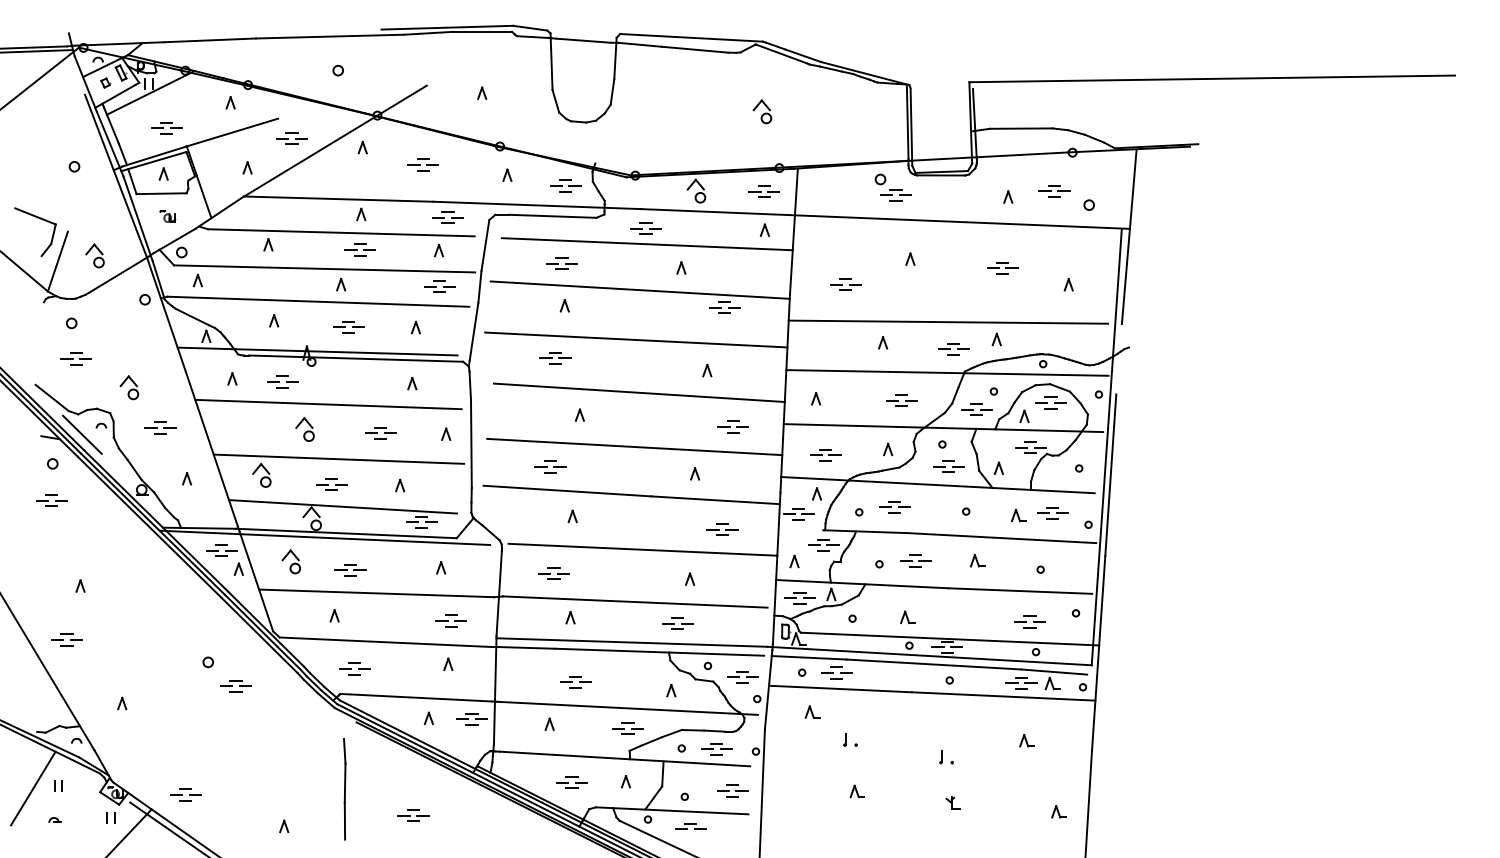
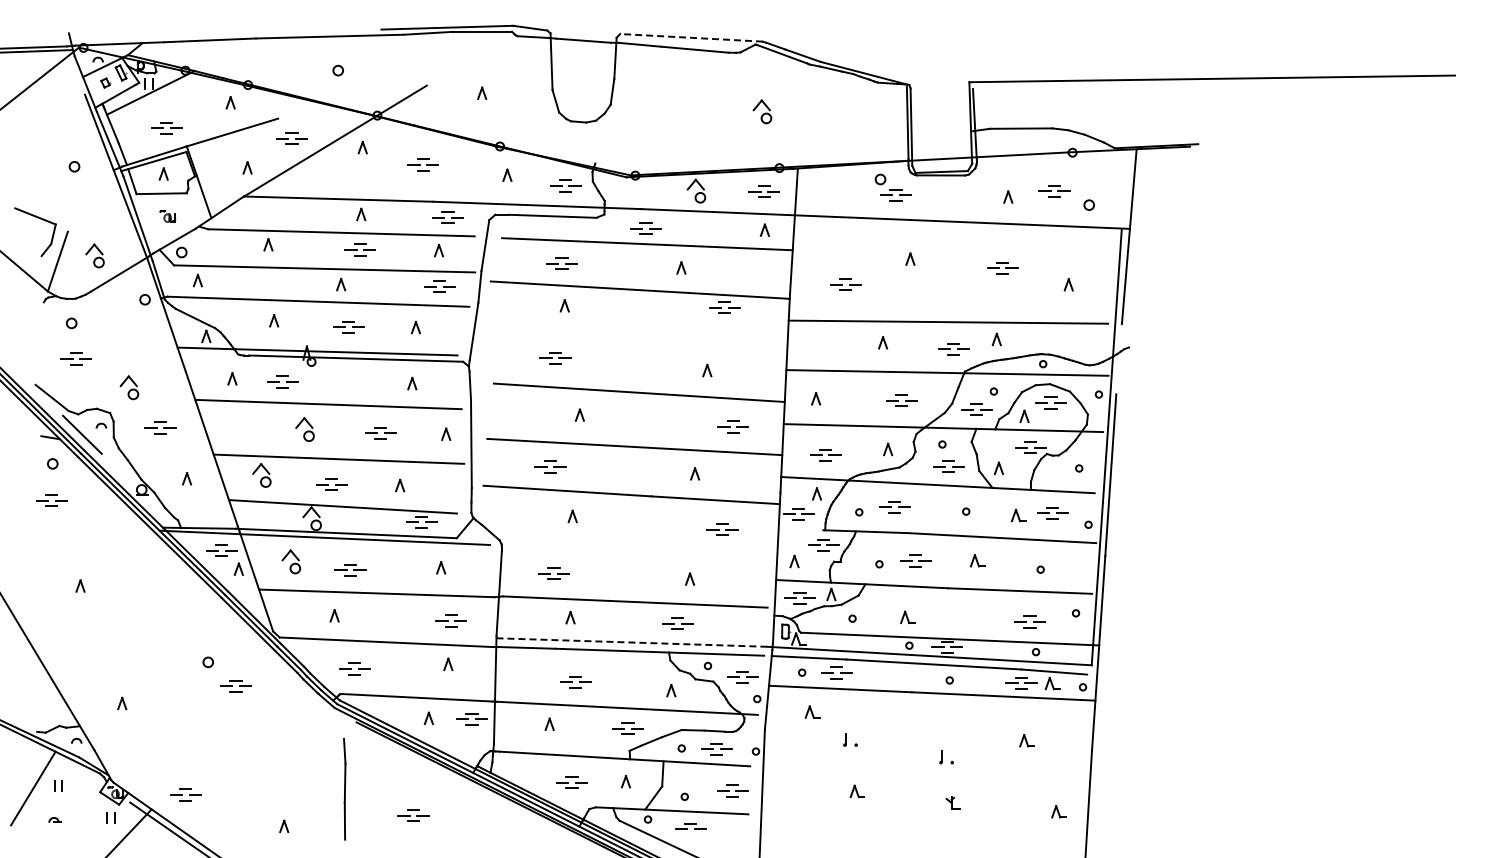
line: solid -> dashed (691, 37)
line: present -> none (636, 339)
line: present -> none (642, 549)
part: present -> none (66, 639)
line: solid -> dashed (632, 642)
